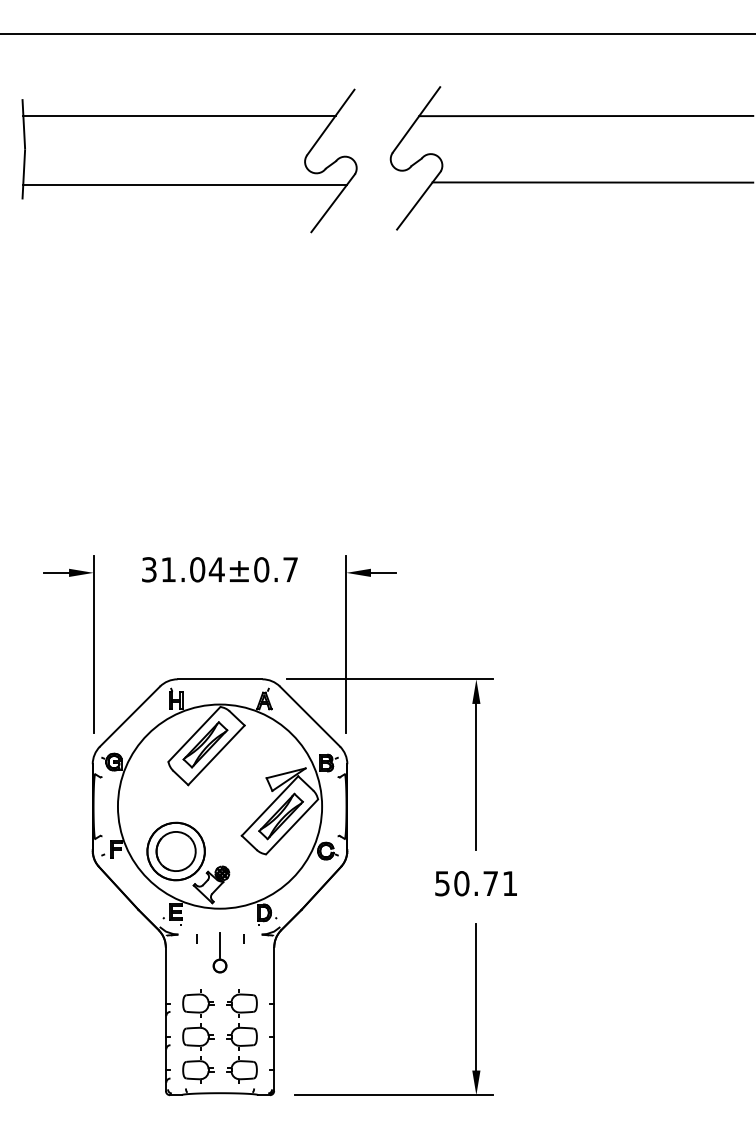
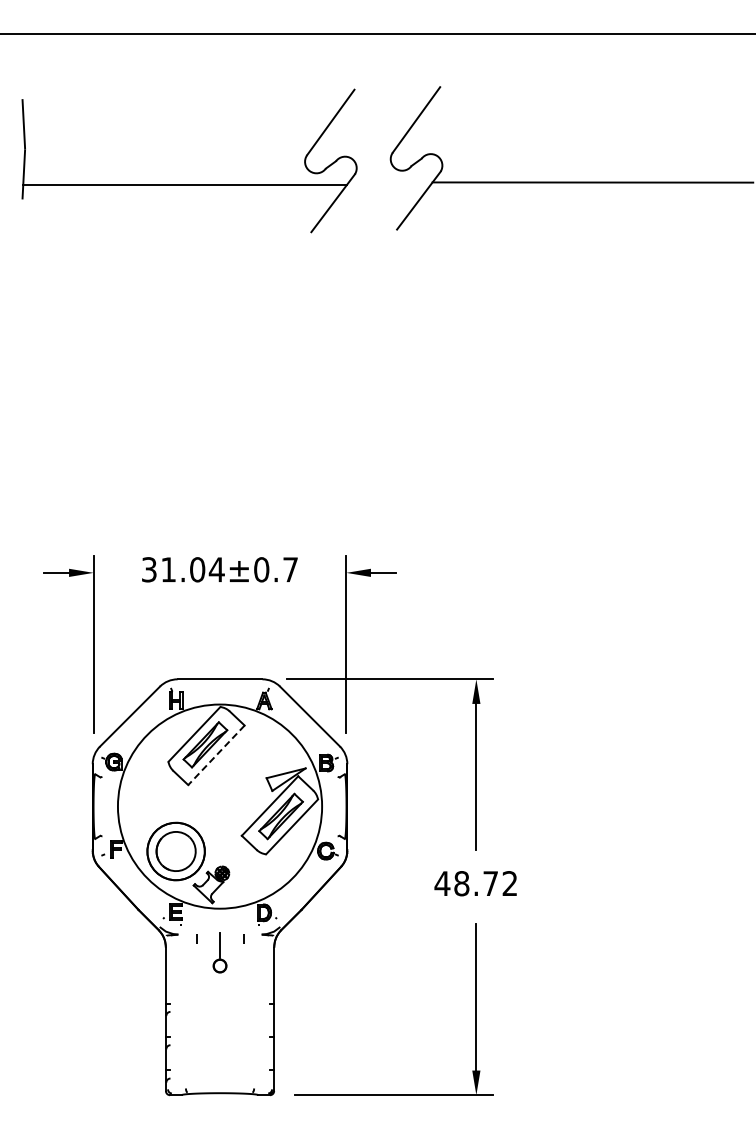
line: present -> none (179, 115)
line: present -> none (585, 115)
line: solid -> dashed (216, 755)
text: 50.71 -> 48.72 (475, 883)
part: present -> none (198, 1036)
part: present -> none (241, 1036)
